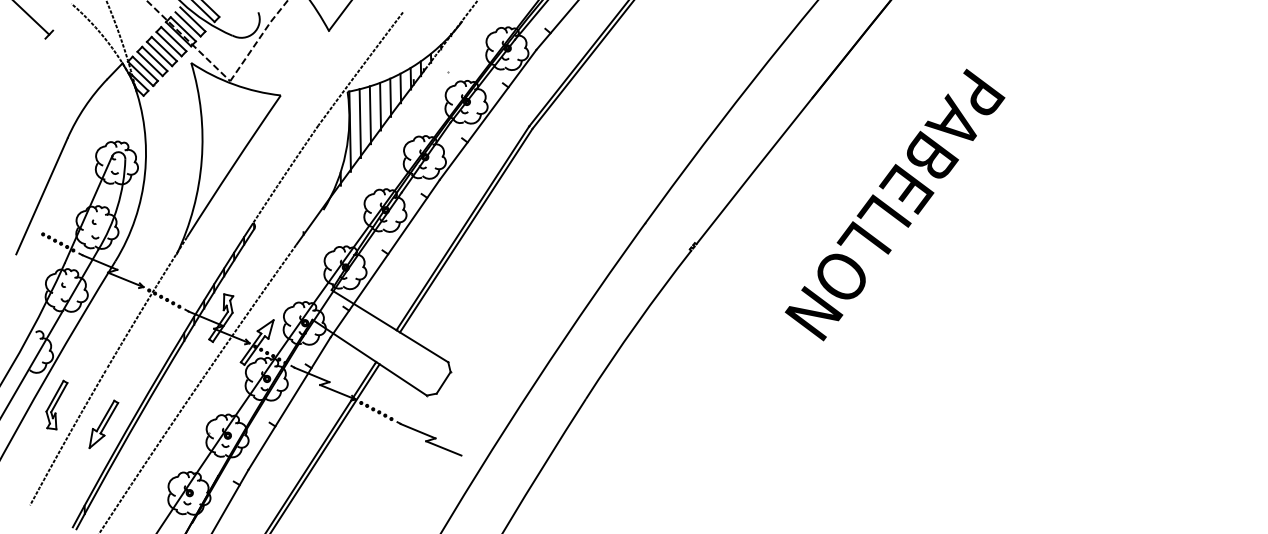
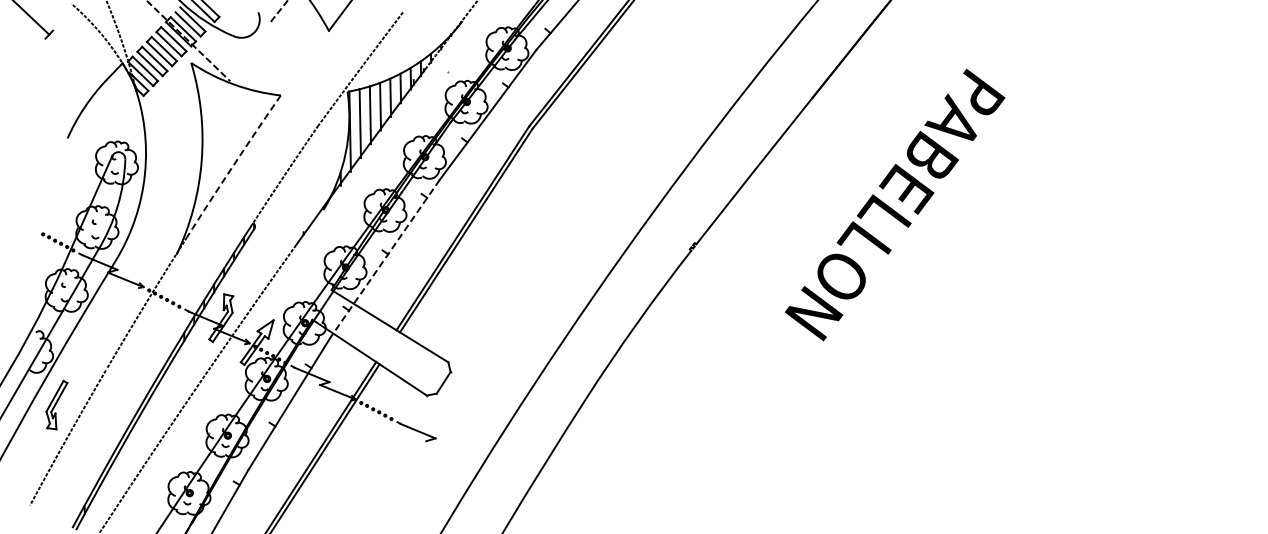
line: present -> none (250, 51)
arc: solid -> dashed (233, 165)
line: present -> none (41, 196)
line: solid -> dashed (385, 258)
part: present -> none (103, 424)
line: present -> none (443, 448)
